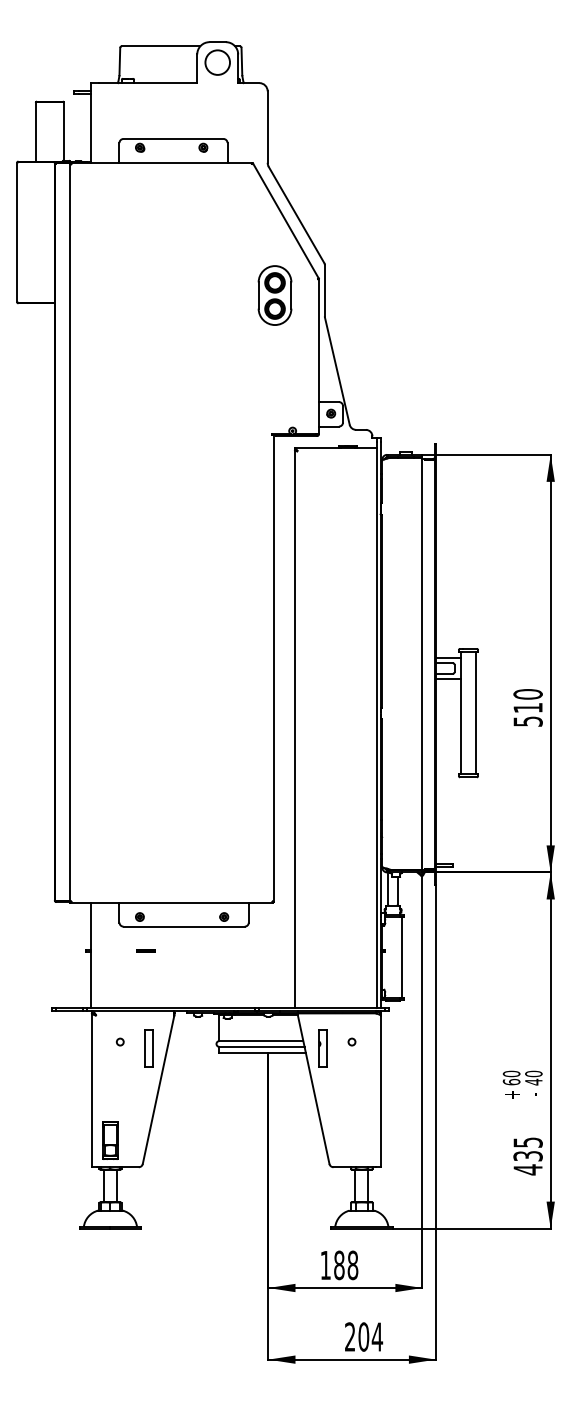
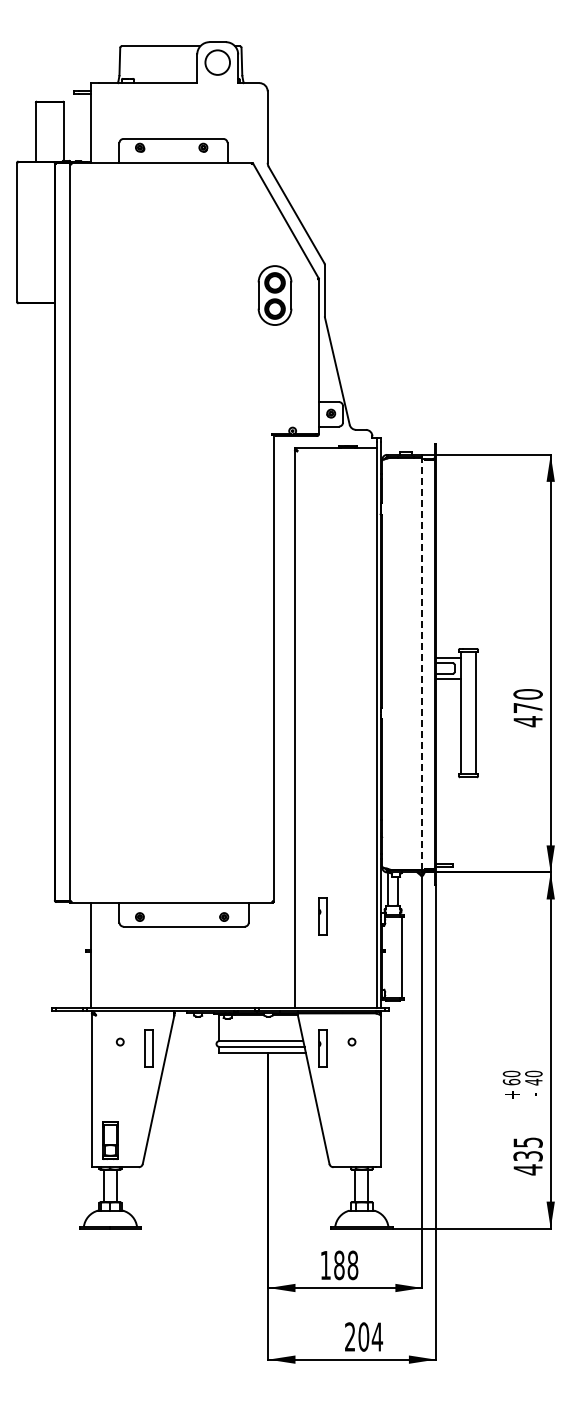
line: solid -> dashed (422, 663)
text: 510 -> 470 (527, 715)
part: none -> present (322, 916)
line: present -> none (145, 950)
